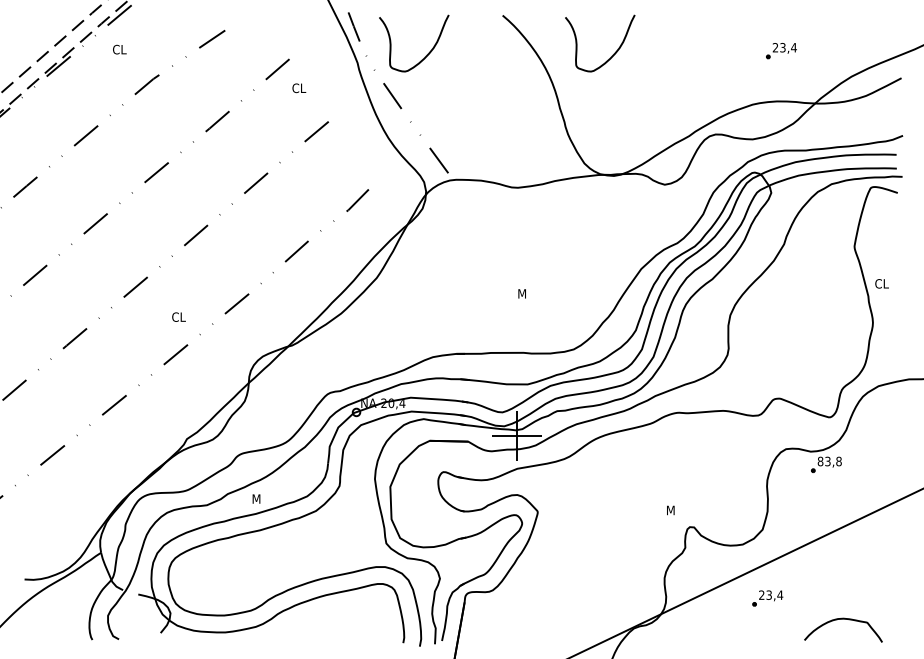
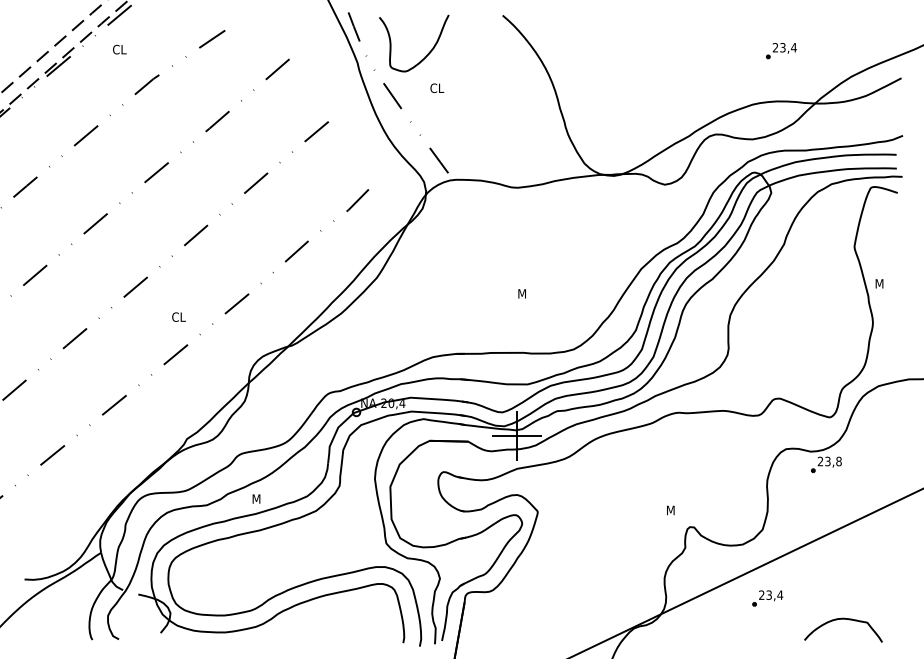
curve: present -> none (612, 54)
text position: (299, 88) -> (437, 88) (437, 88)
text: CL -> M (881, 283)
text: 83,8 -> 23,8 (820, 461)
